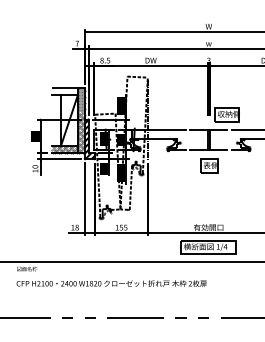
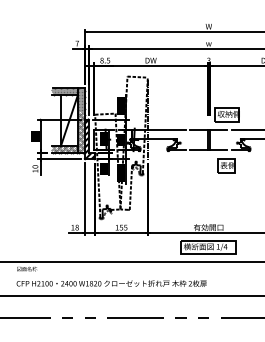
hatch: none -> present (64, 91)
part position: (209, 165) -> (226, 165) (226, 165)
line: none -> present (131, 295)
